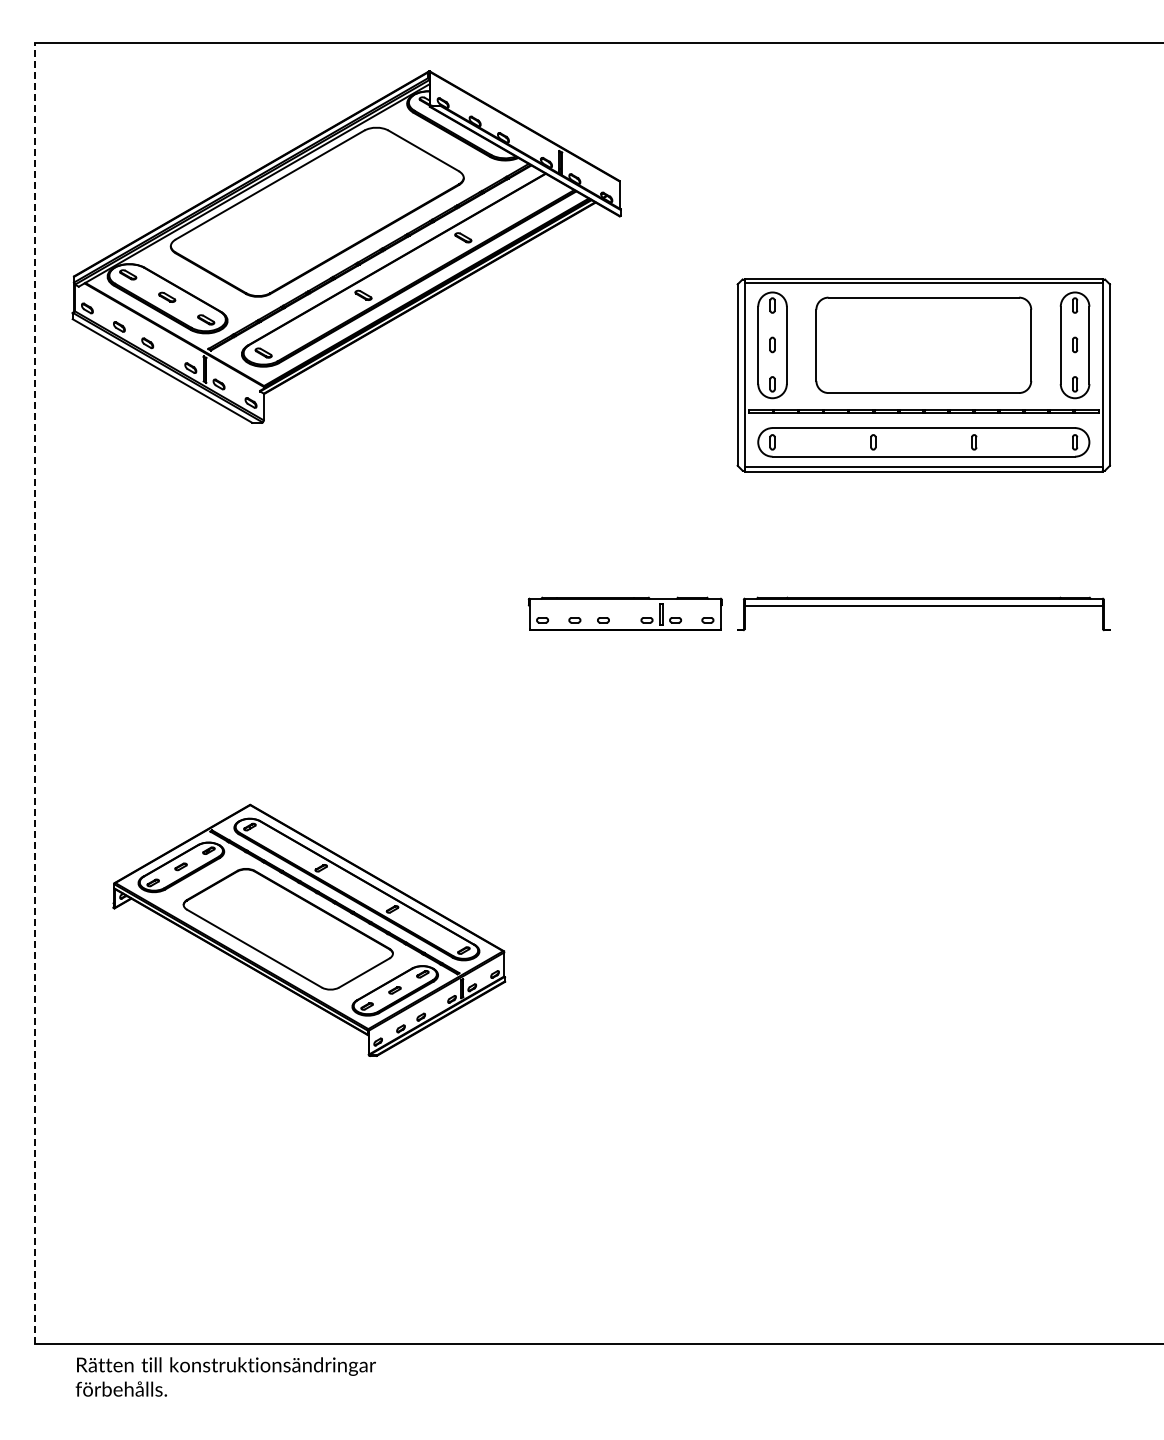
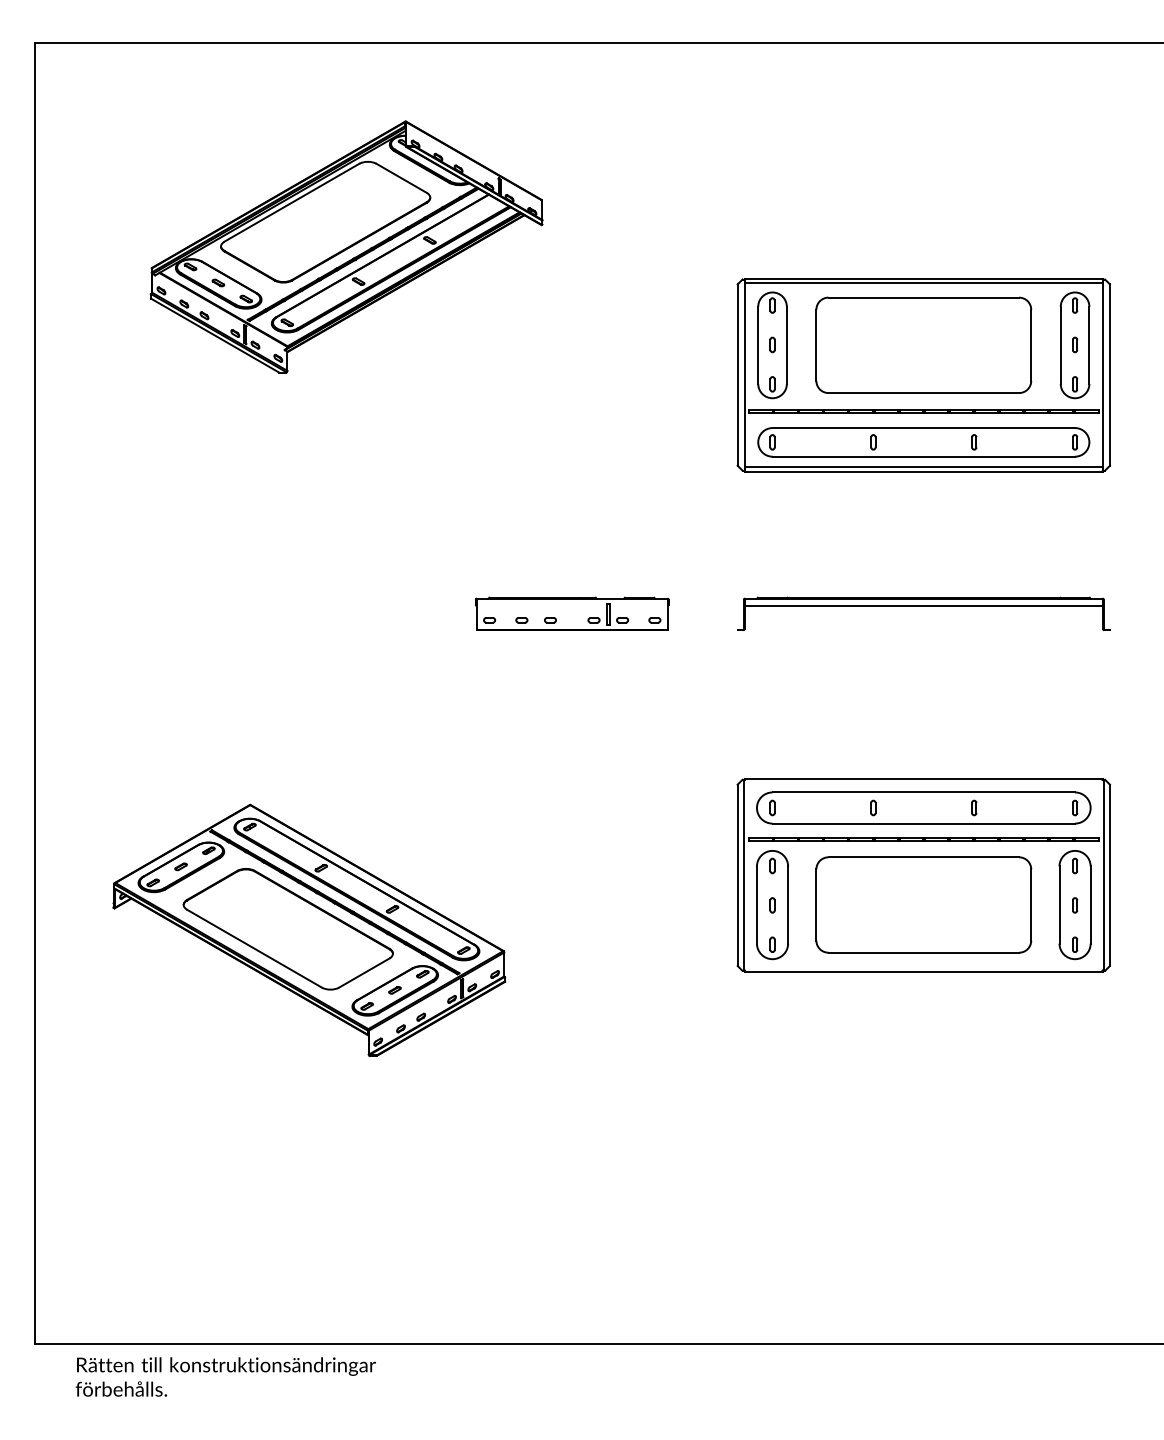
part size: 551x354 px -> 395x254 px (346, 246)
part position: (624, 613) -> (571, 613) (571, 613)
line: dashed -> solid (35, 693)
part: none -> present (923, 875)
